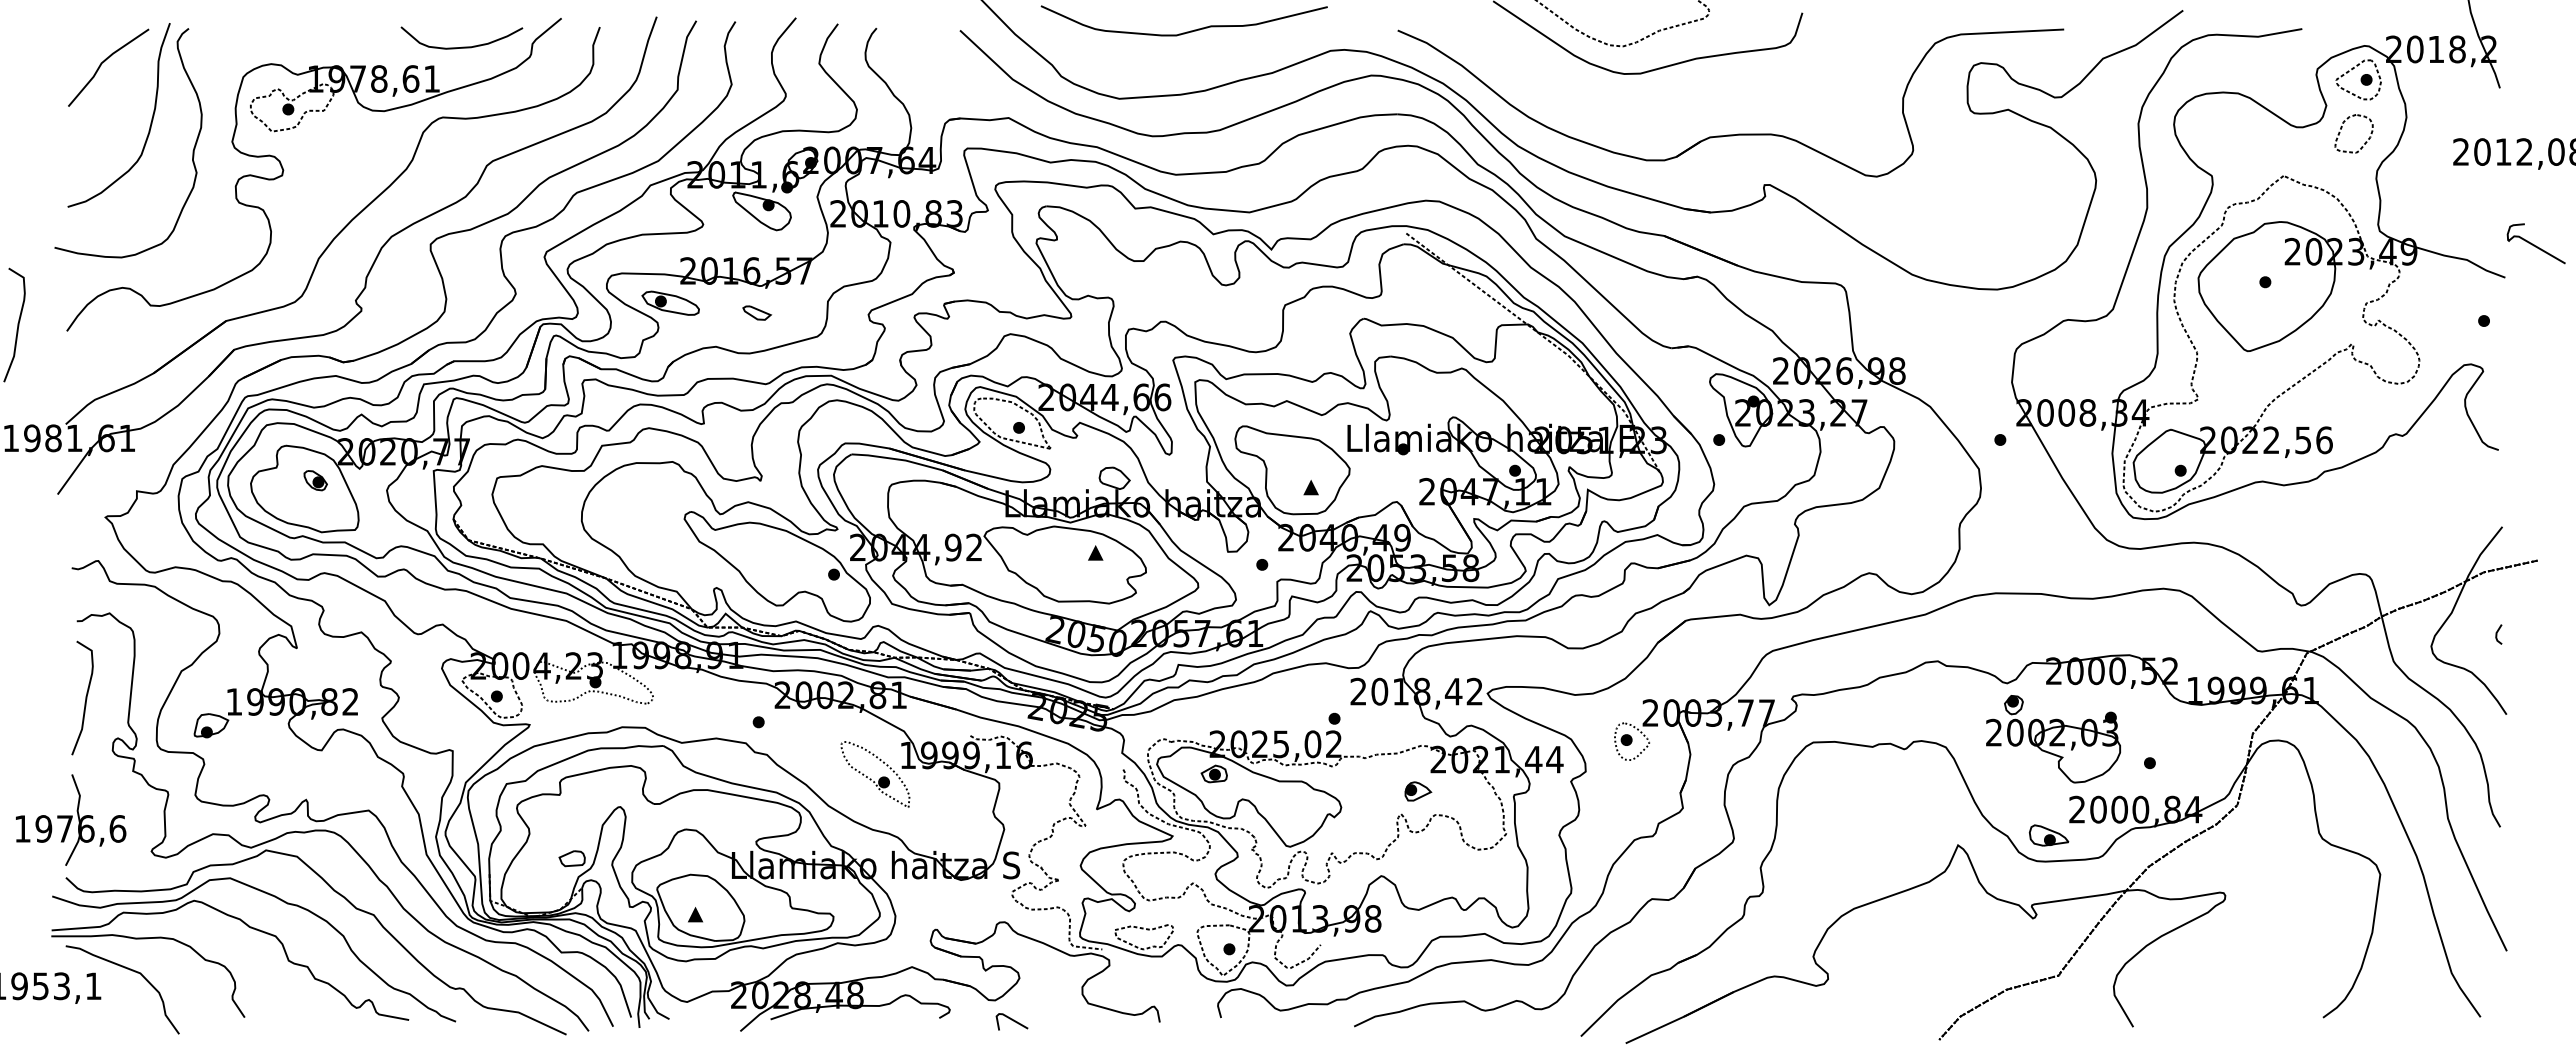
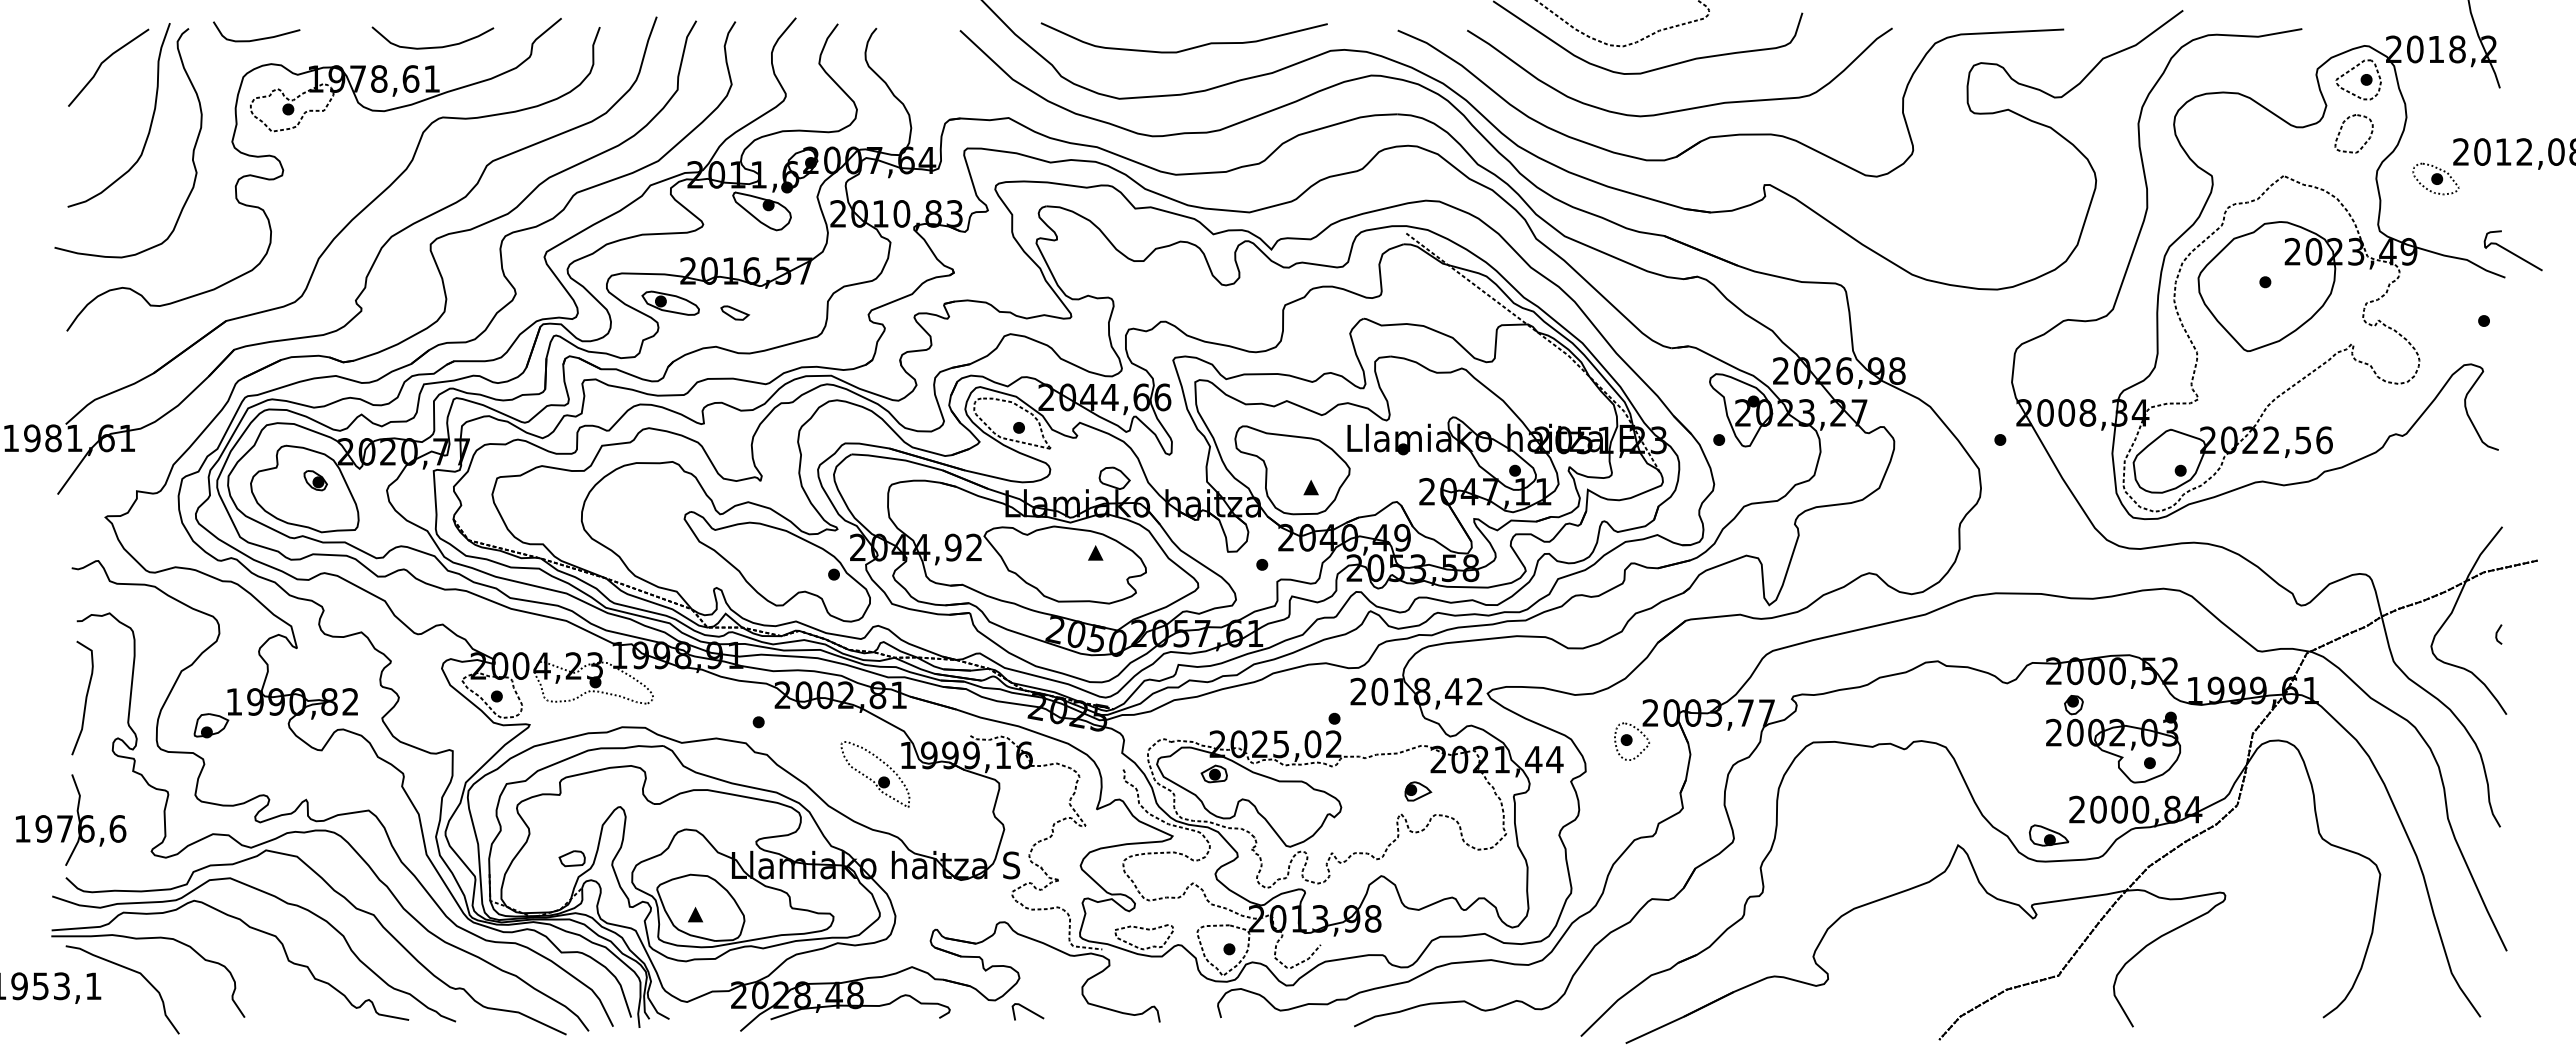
curve position: (1186, 31) -> (1186, 48) (1186, 48)
curve: none -> present (257, 38)
curve position: (462, 46) -> (433, 46) (433, 46)
curve: none -> present (1685, 108)
part: none -> present (2435, 178)
curve position: (2534, 244) -> (2511, 251) (2511, 251)
part position: (757, 312) -> (735, 312) (735, 312)
curve: present -> none (17, 324)
part position: (2053, 739) -> (2113, 739) (2113, 739)
line position: (1011, 1020) -> (1027, 1010) (1027, 1010)
